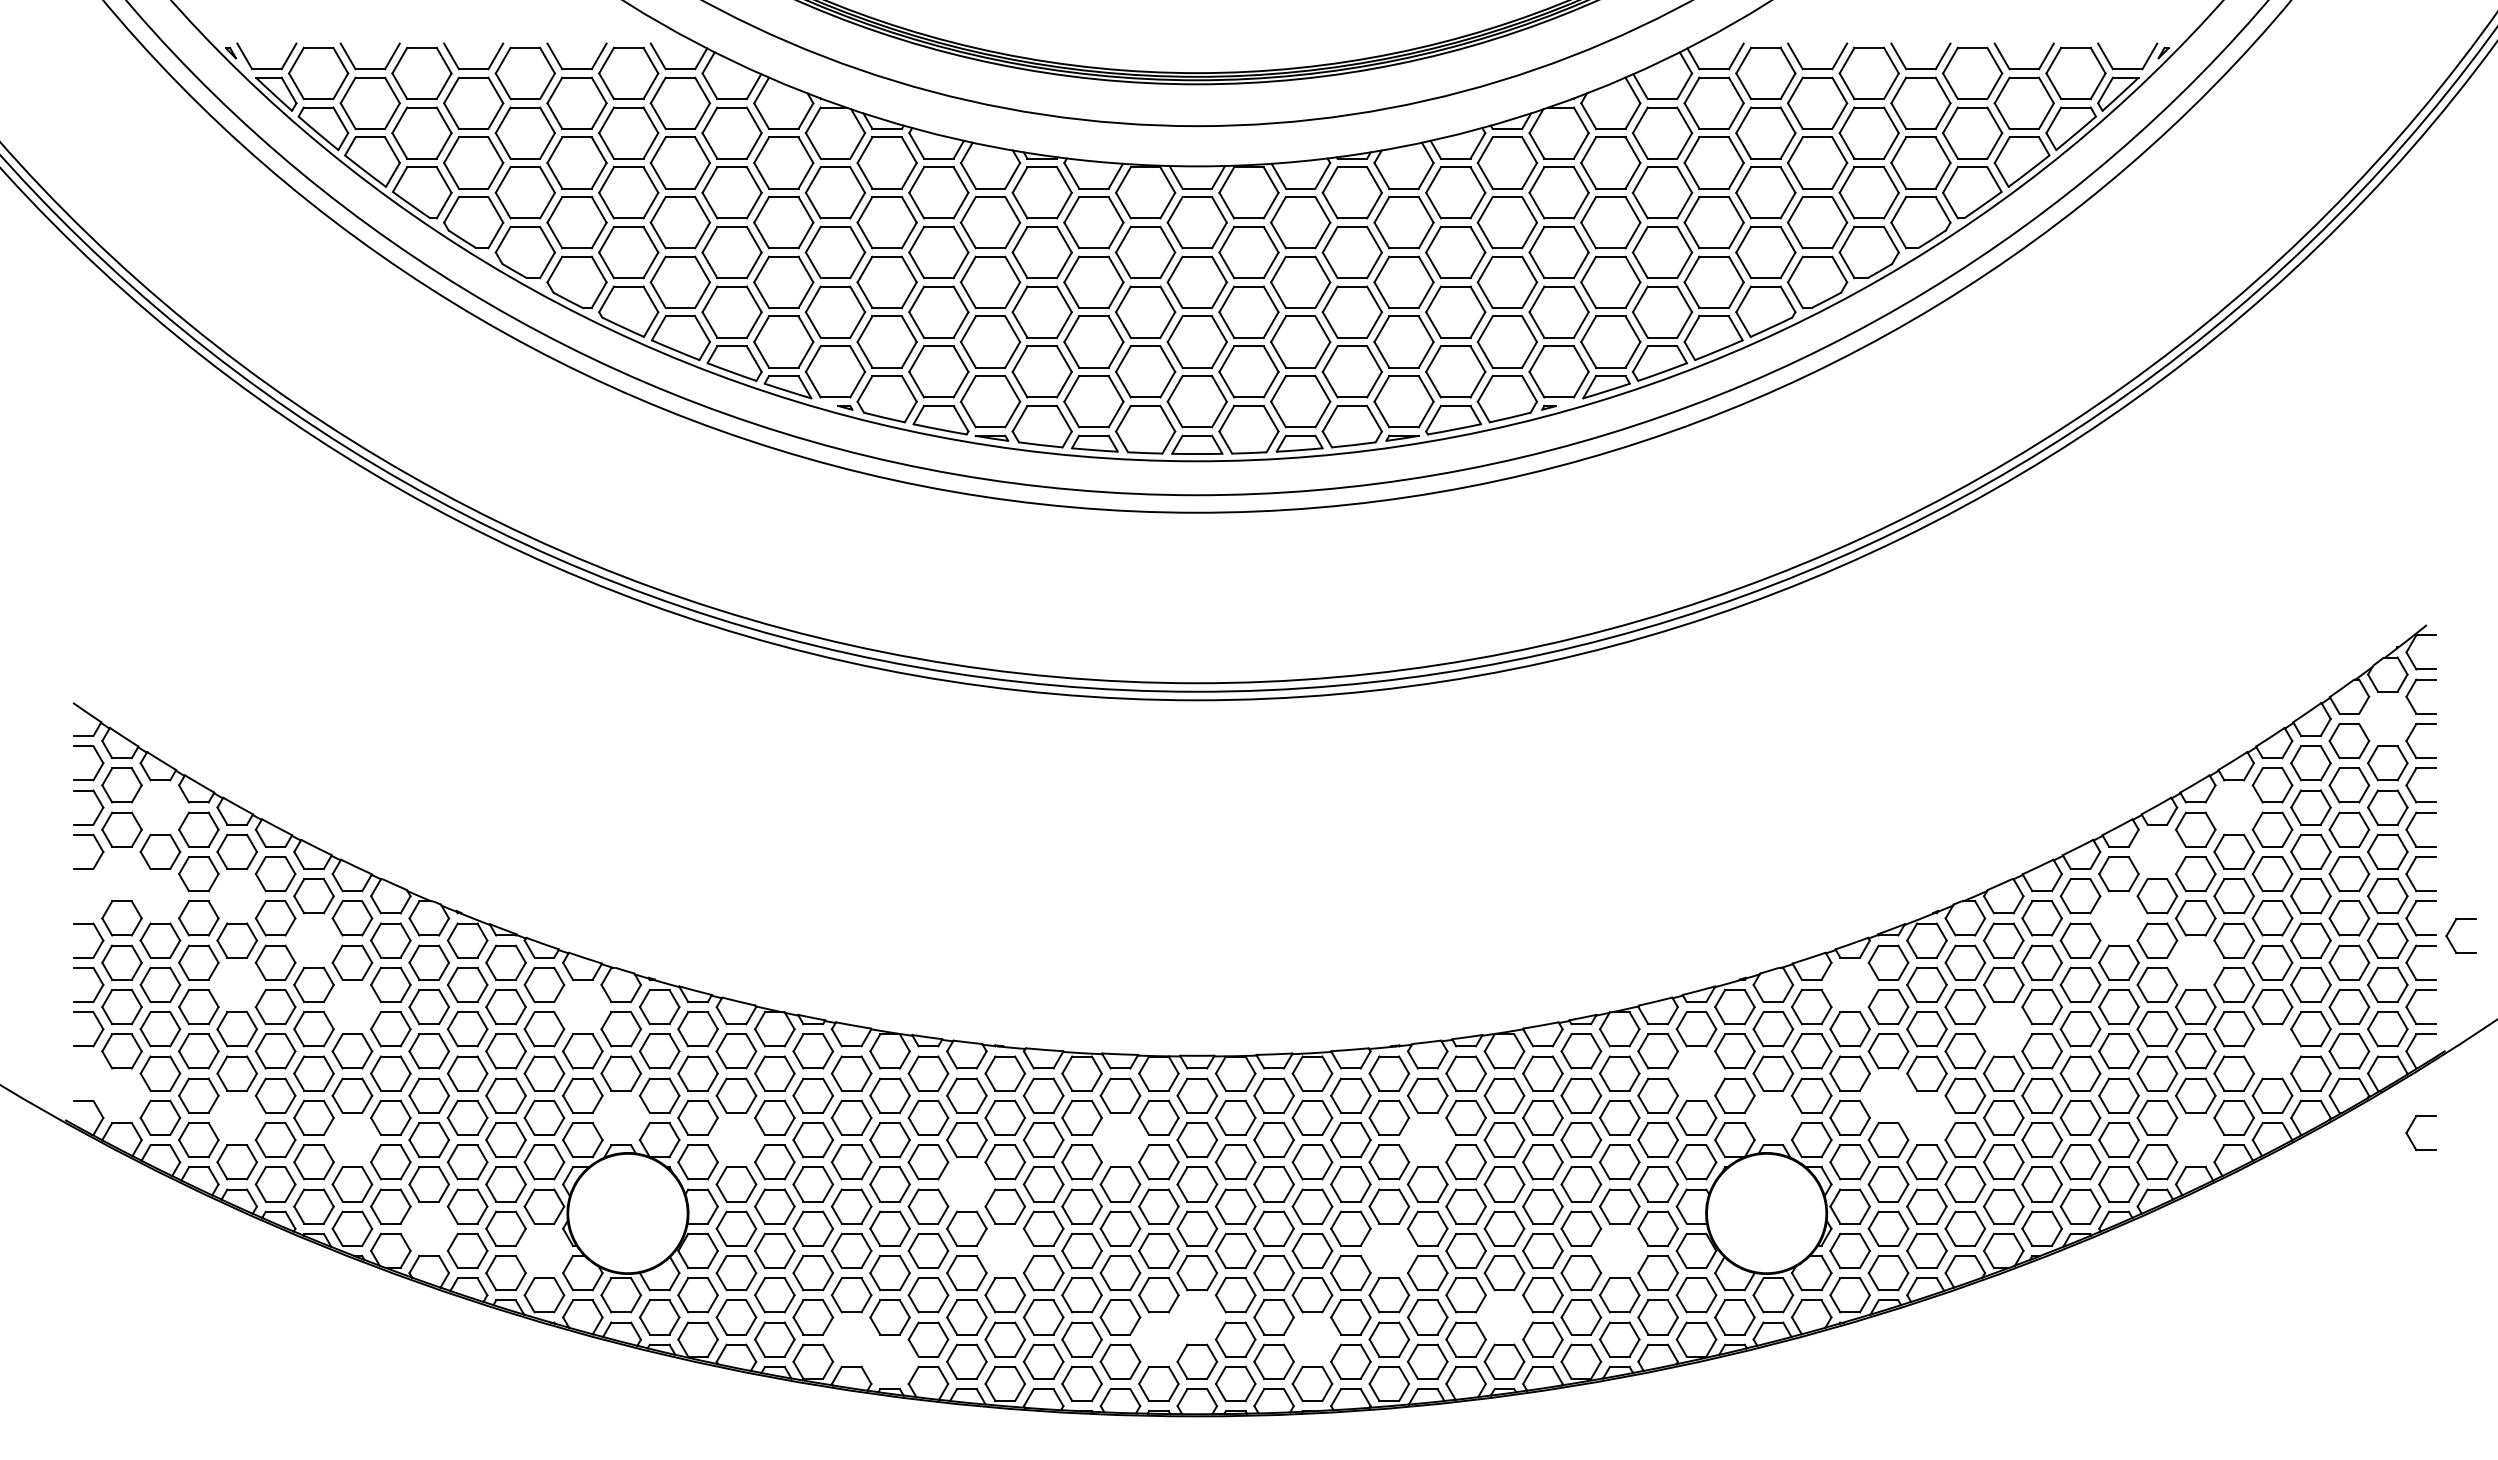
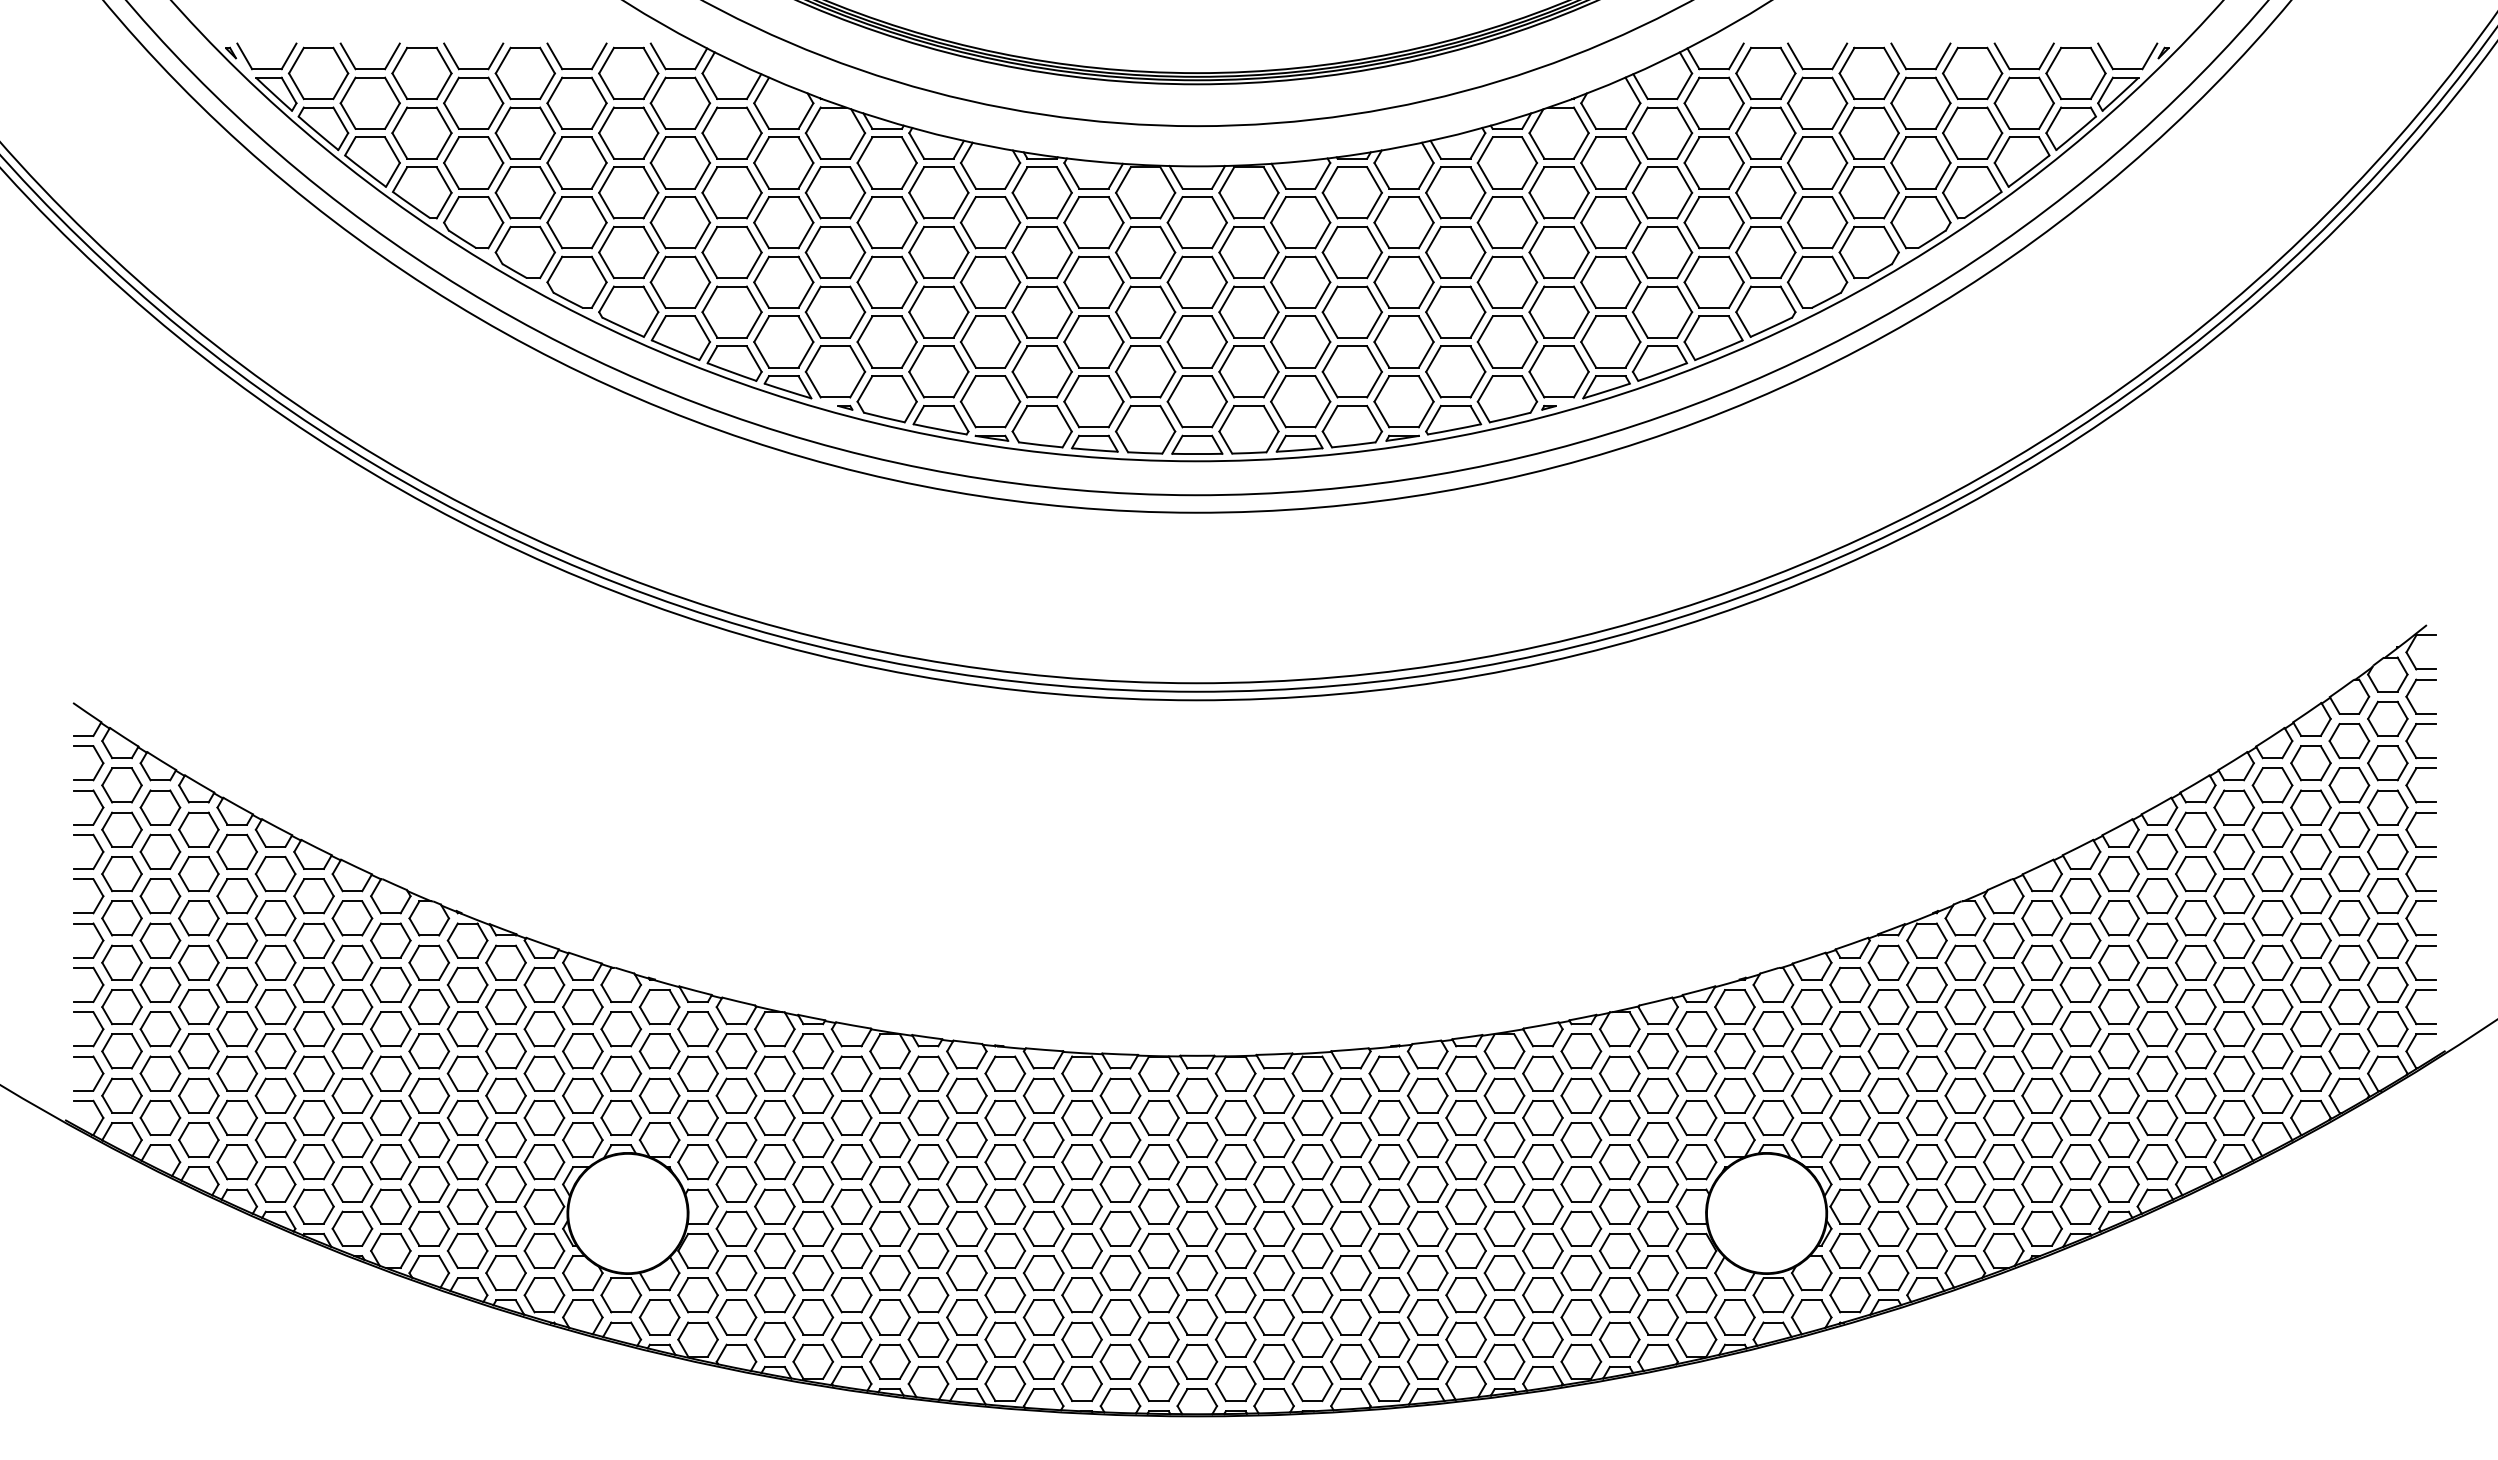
part: none -> present (2387, 718)
part: none -> present (160, 807)
part: none -> present (2233, 807)
part: none -> present (2157, 851)
part: none -> present (127, 885)
part: none -> present (236, 896)
part: none -> present (2118, 918)
part: none -> present (313, 940)
part: present -> none (2450, 940)
part: none -> present (2195, 962)
part: none -> present (236, 984)
part: none -> present (1849, 984)
part: none -> present (352, 1007)
part: none -> present (582, 1007)
part: none -> present (2003, 1029)
part: none -> present (2272, 1051)
part: none -> present (1696, 1073)
part: none -> present (107, 1084)
part: none -> present (1907, 1106)
part: none -> present (236, 1117)
part: none -> present (620, 1117)
part: none -> present (1773, 1117)
part: present -> none (2410, 1137)
part: none -> present (352, 1140)
part: none -> present (736, 1140)
part: none -> present (1120, 1140)
part: none -> present (1427, 1140)
part: none -> present (2195, 1140)
part: none -> present (966, 1184)
part: none -> present (428, 1228)
part: none -> present (544, 1250)
part: none -> present (1004, 1250)
part: none -> present (1389, 1250)
part: none -> present (1619, 1250)
part: none -> present (1504, 1317)
part: none -> present (1178, 1328)
part: none -> present (1312, 1339)
part: none -> present (870, 1350)
